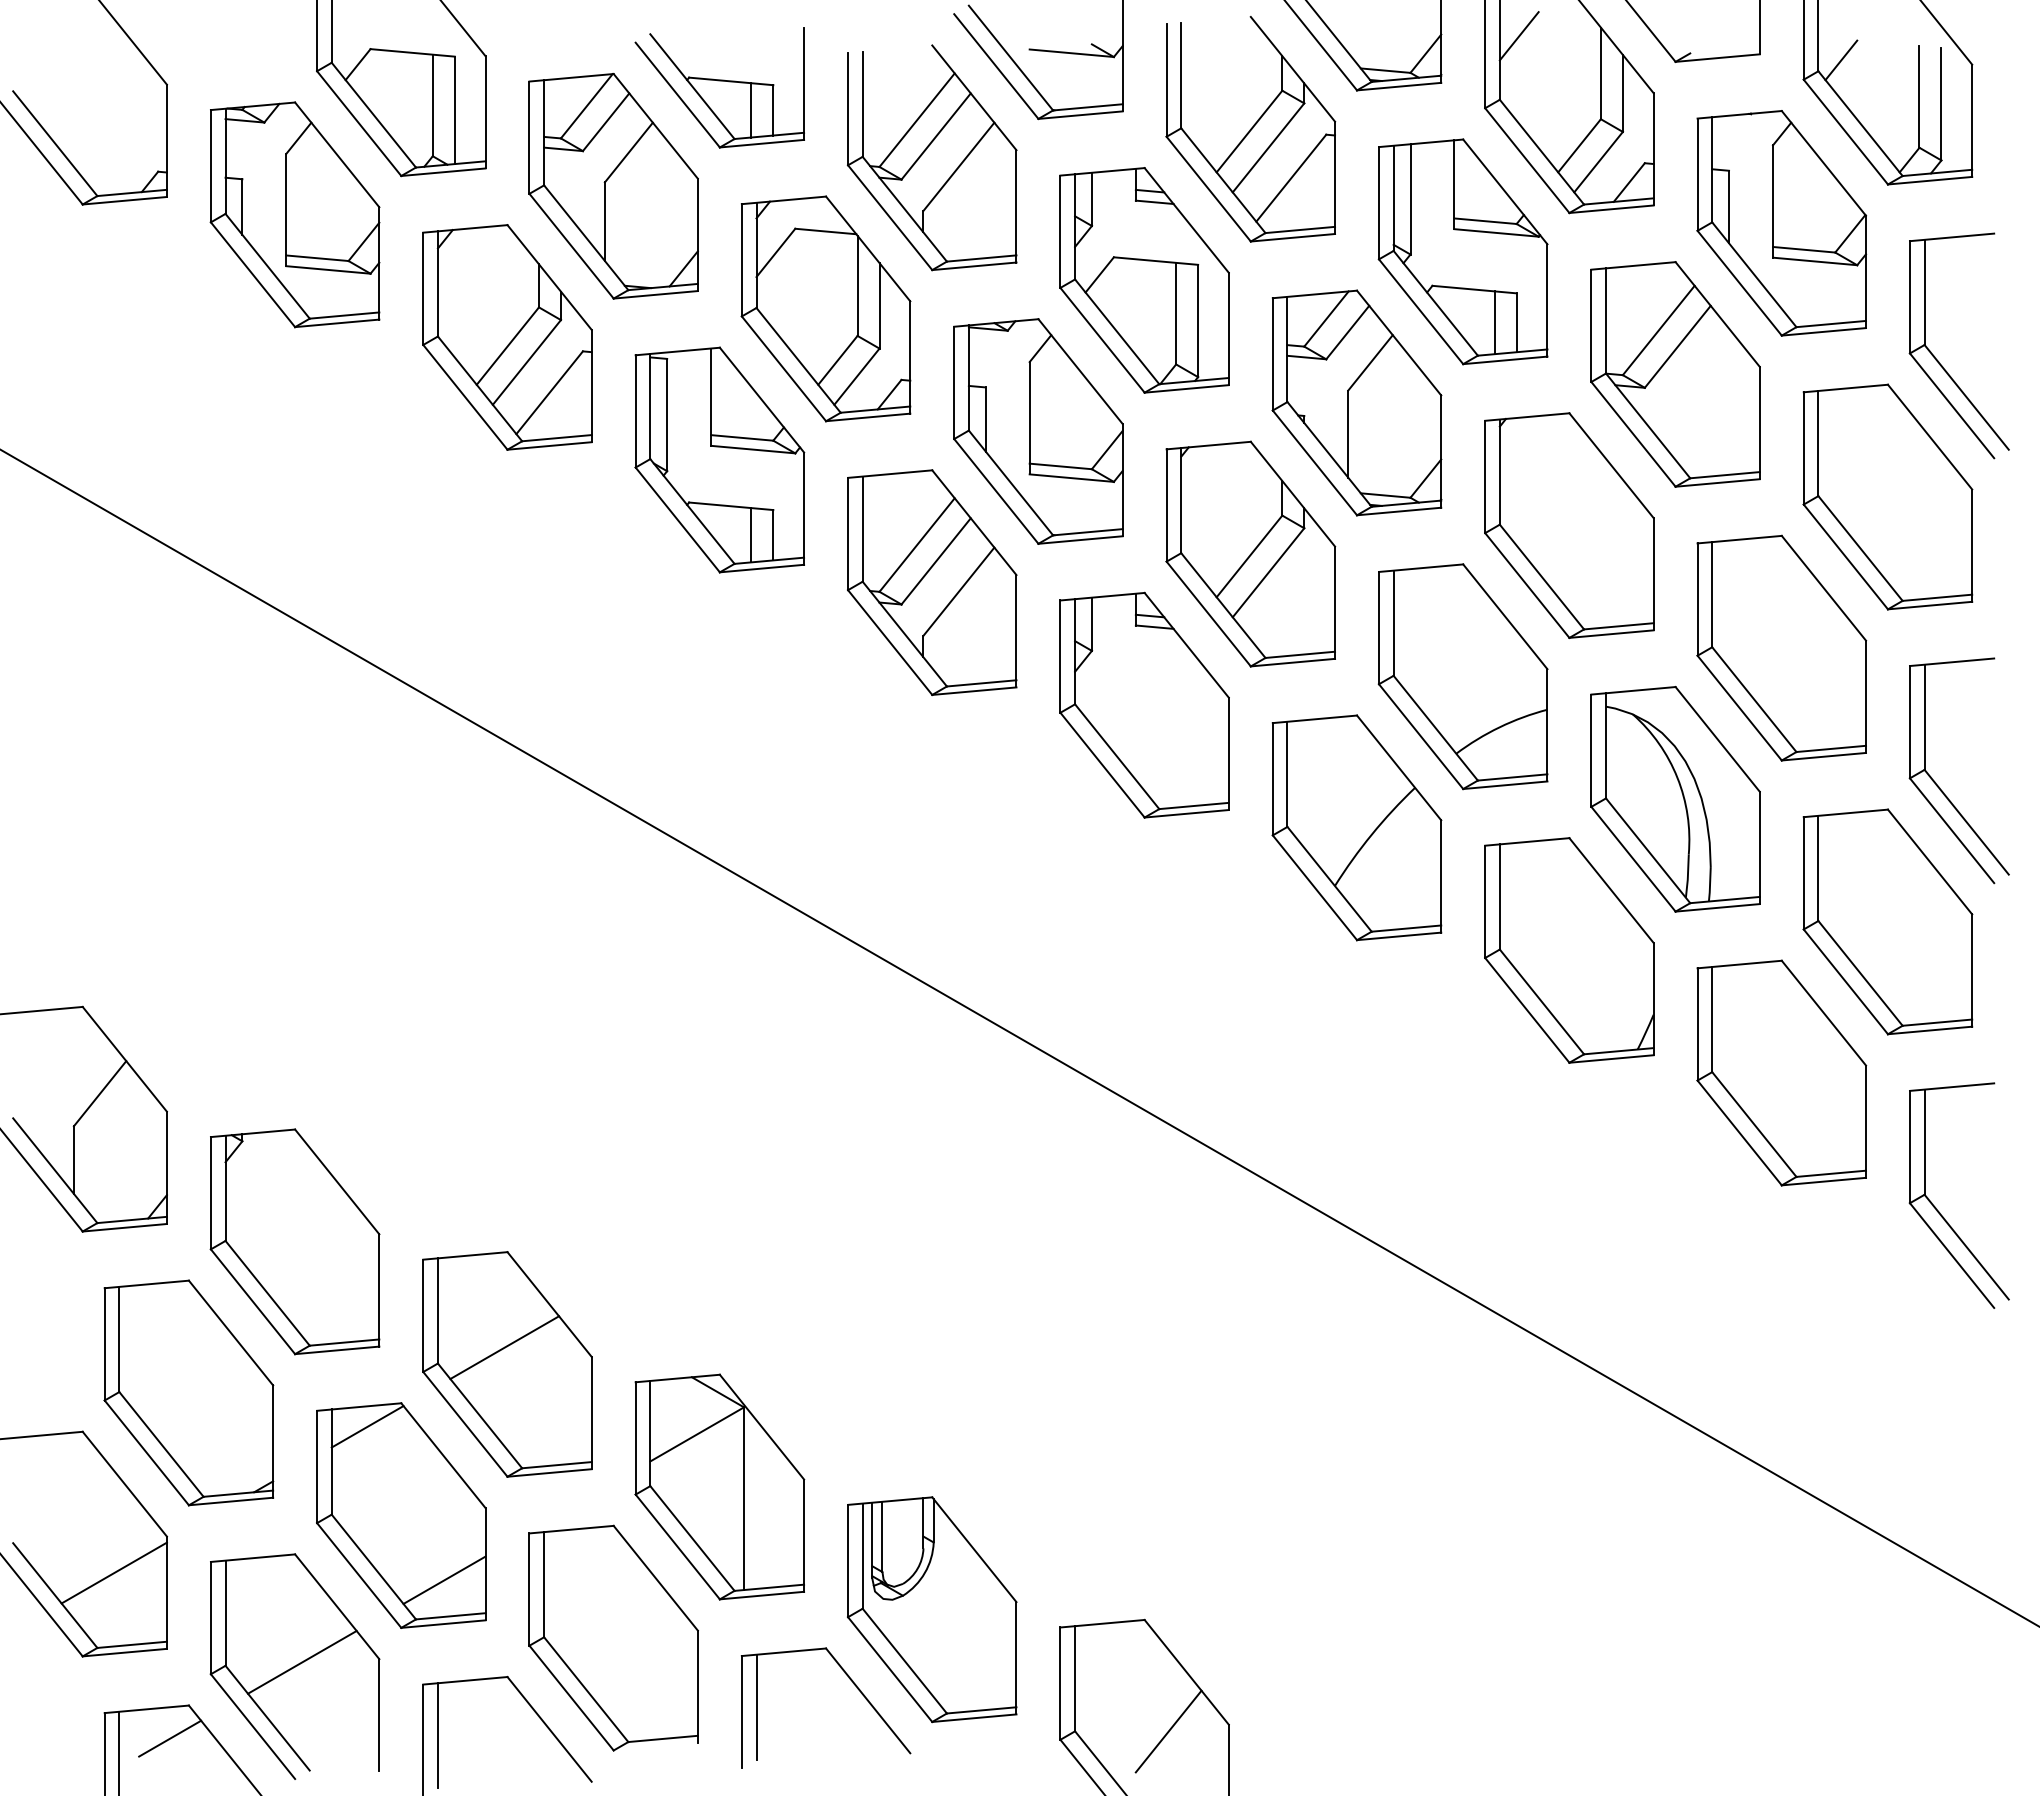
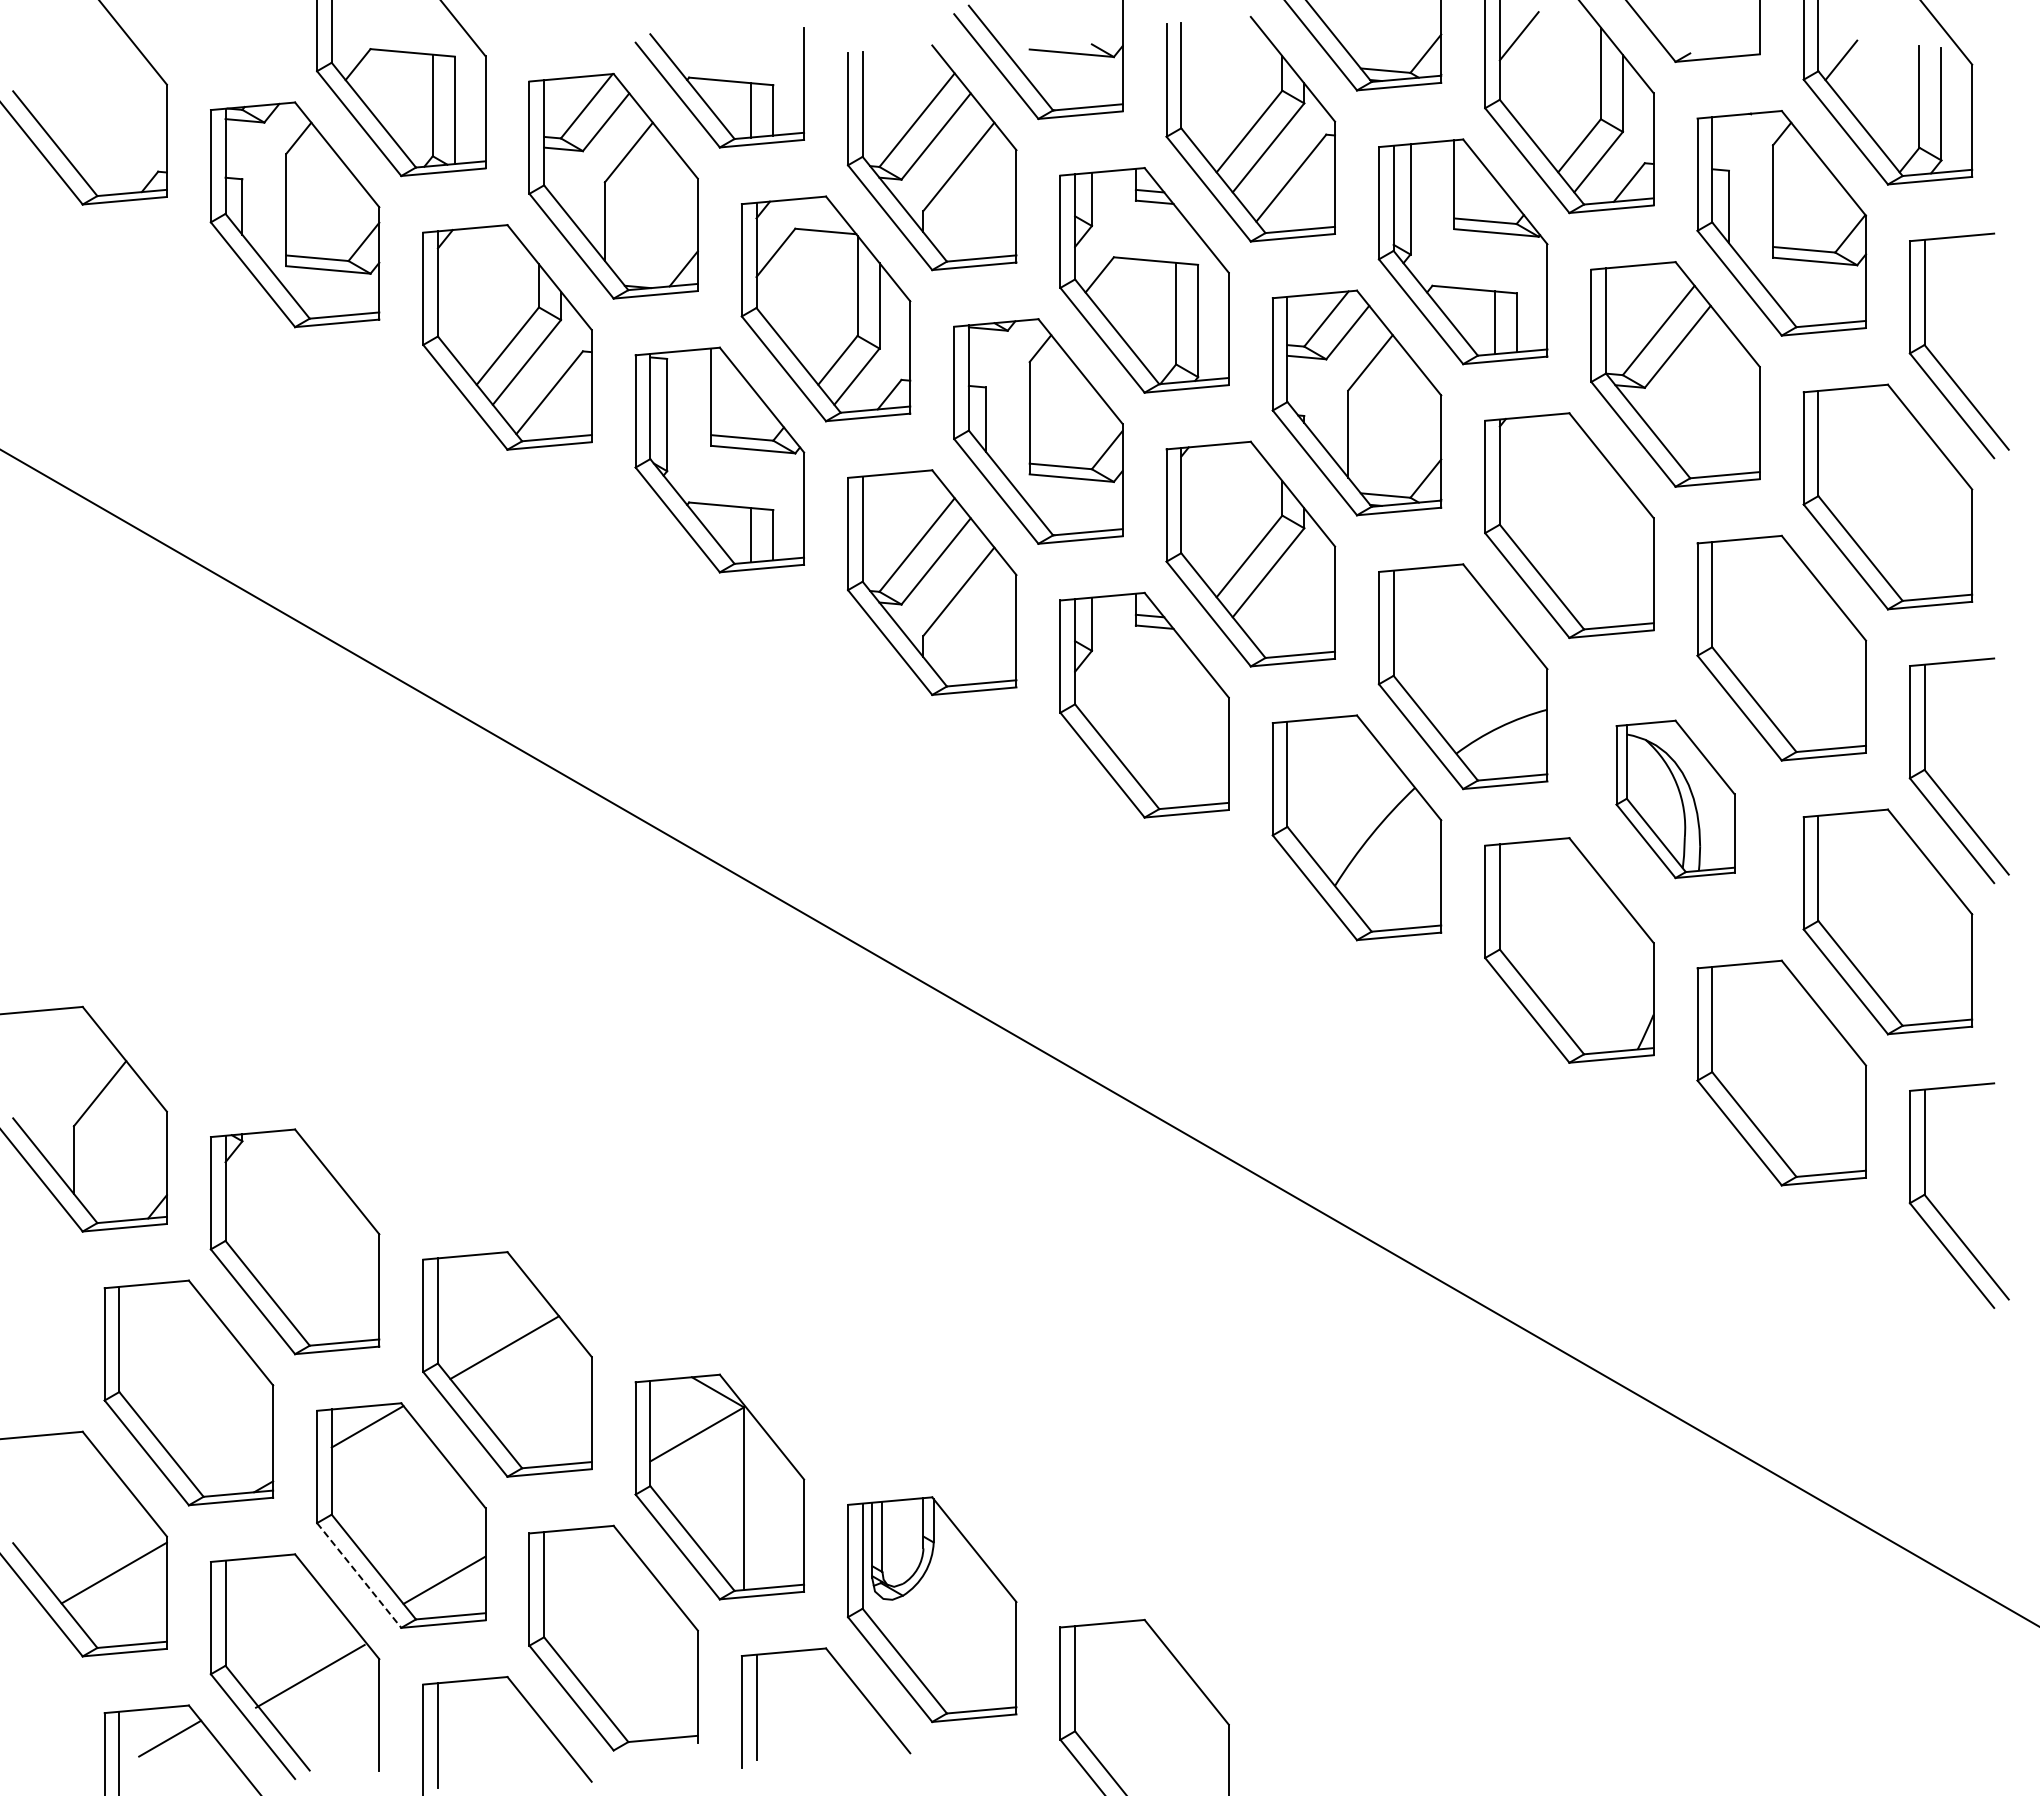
part size: 171x227 px -> 121x161 px (1675, 799)
line: solid -> dashed (359, 1575)
line position: (302, 1661) -> (310, 1675) (310, 1675)
line: present -> none (1168, 1731)
